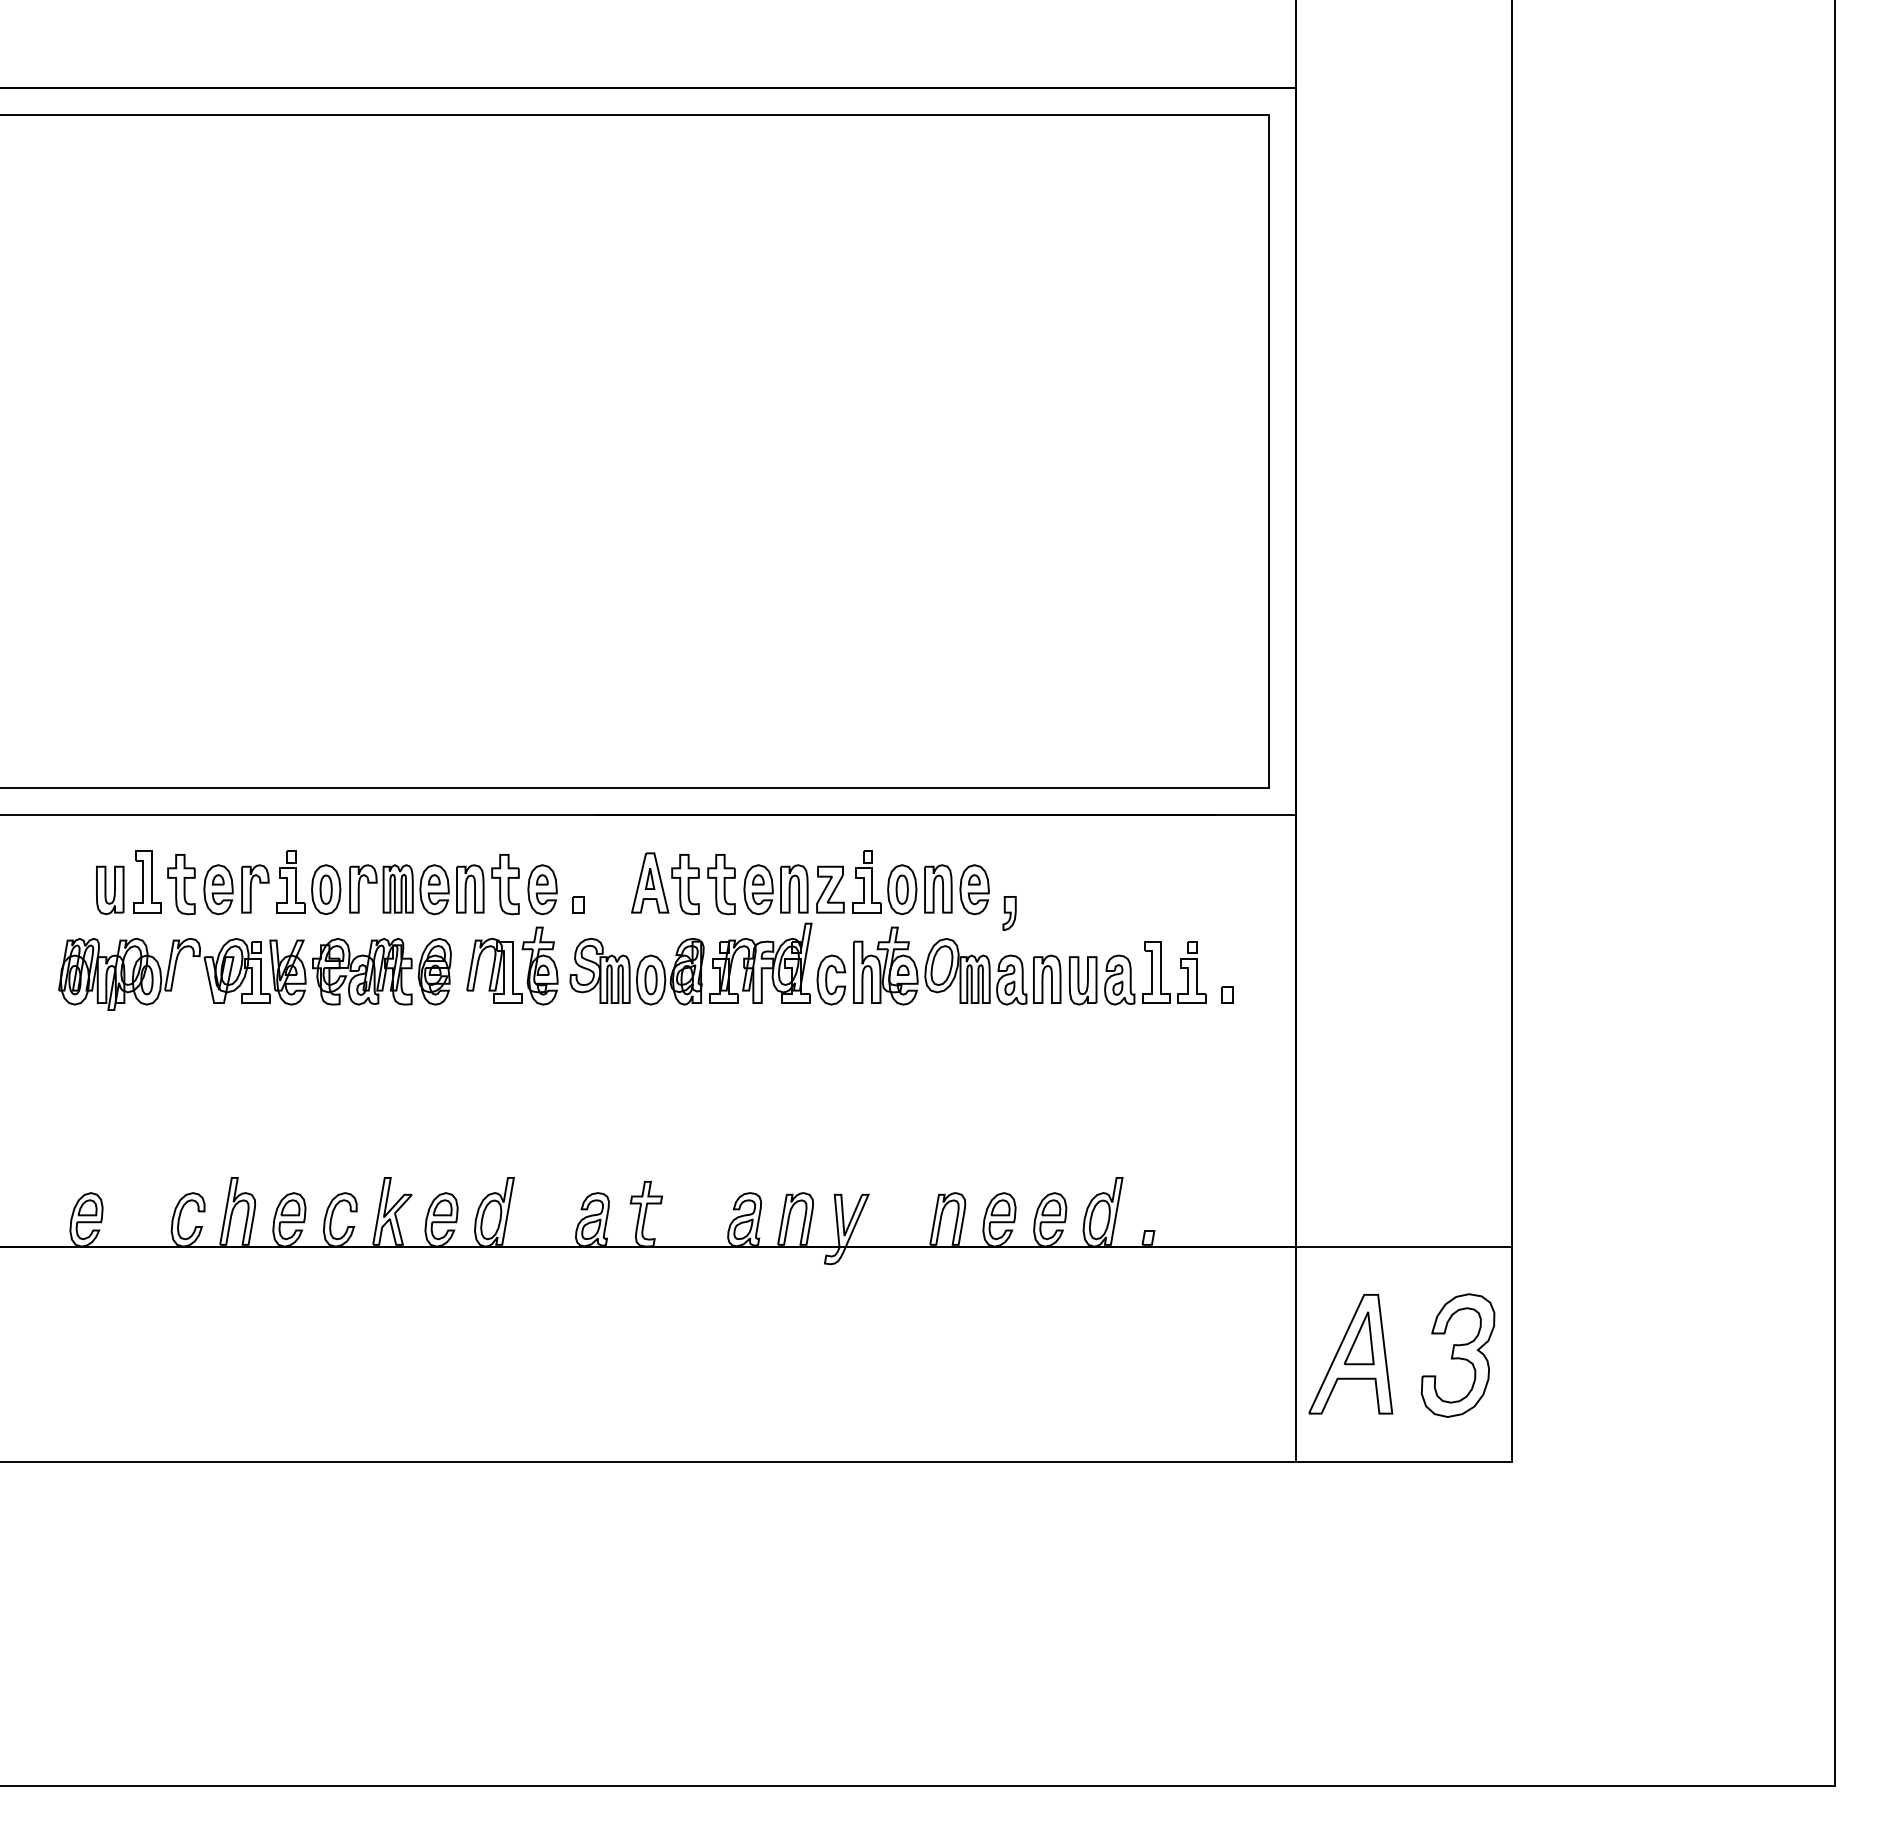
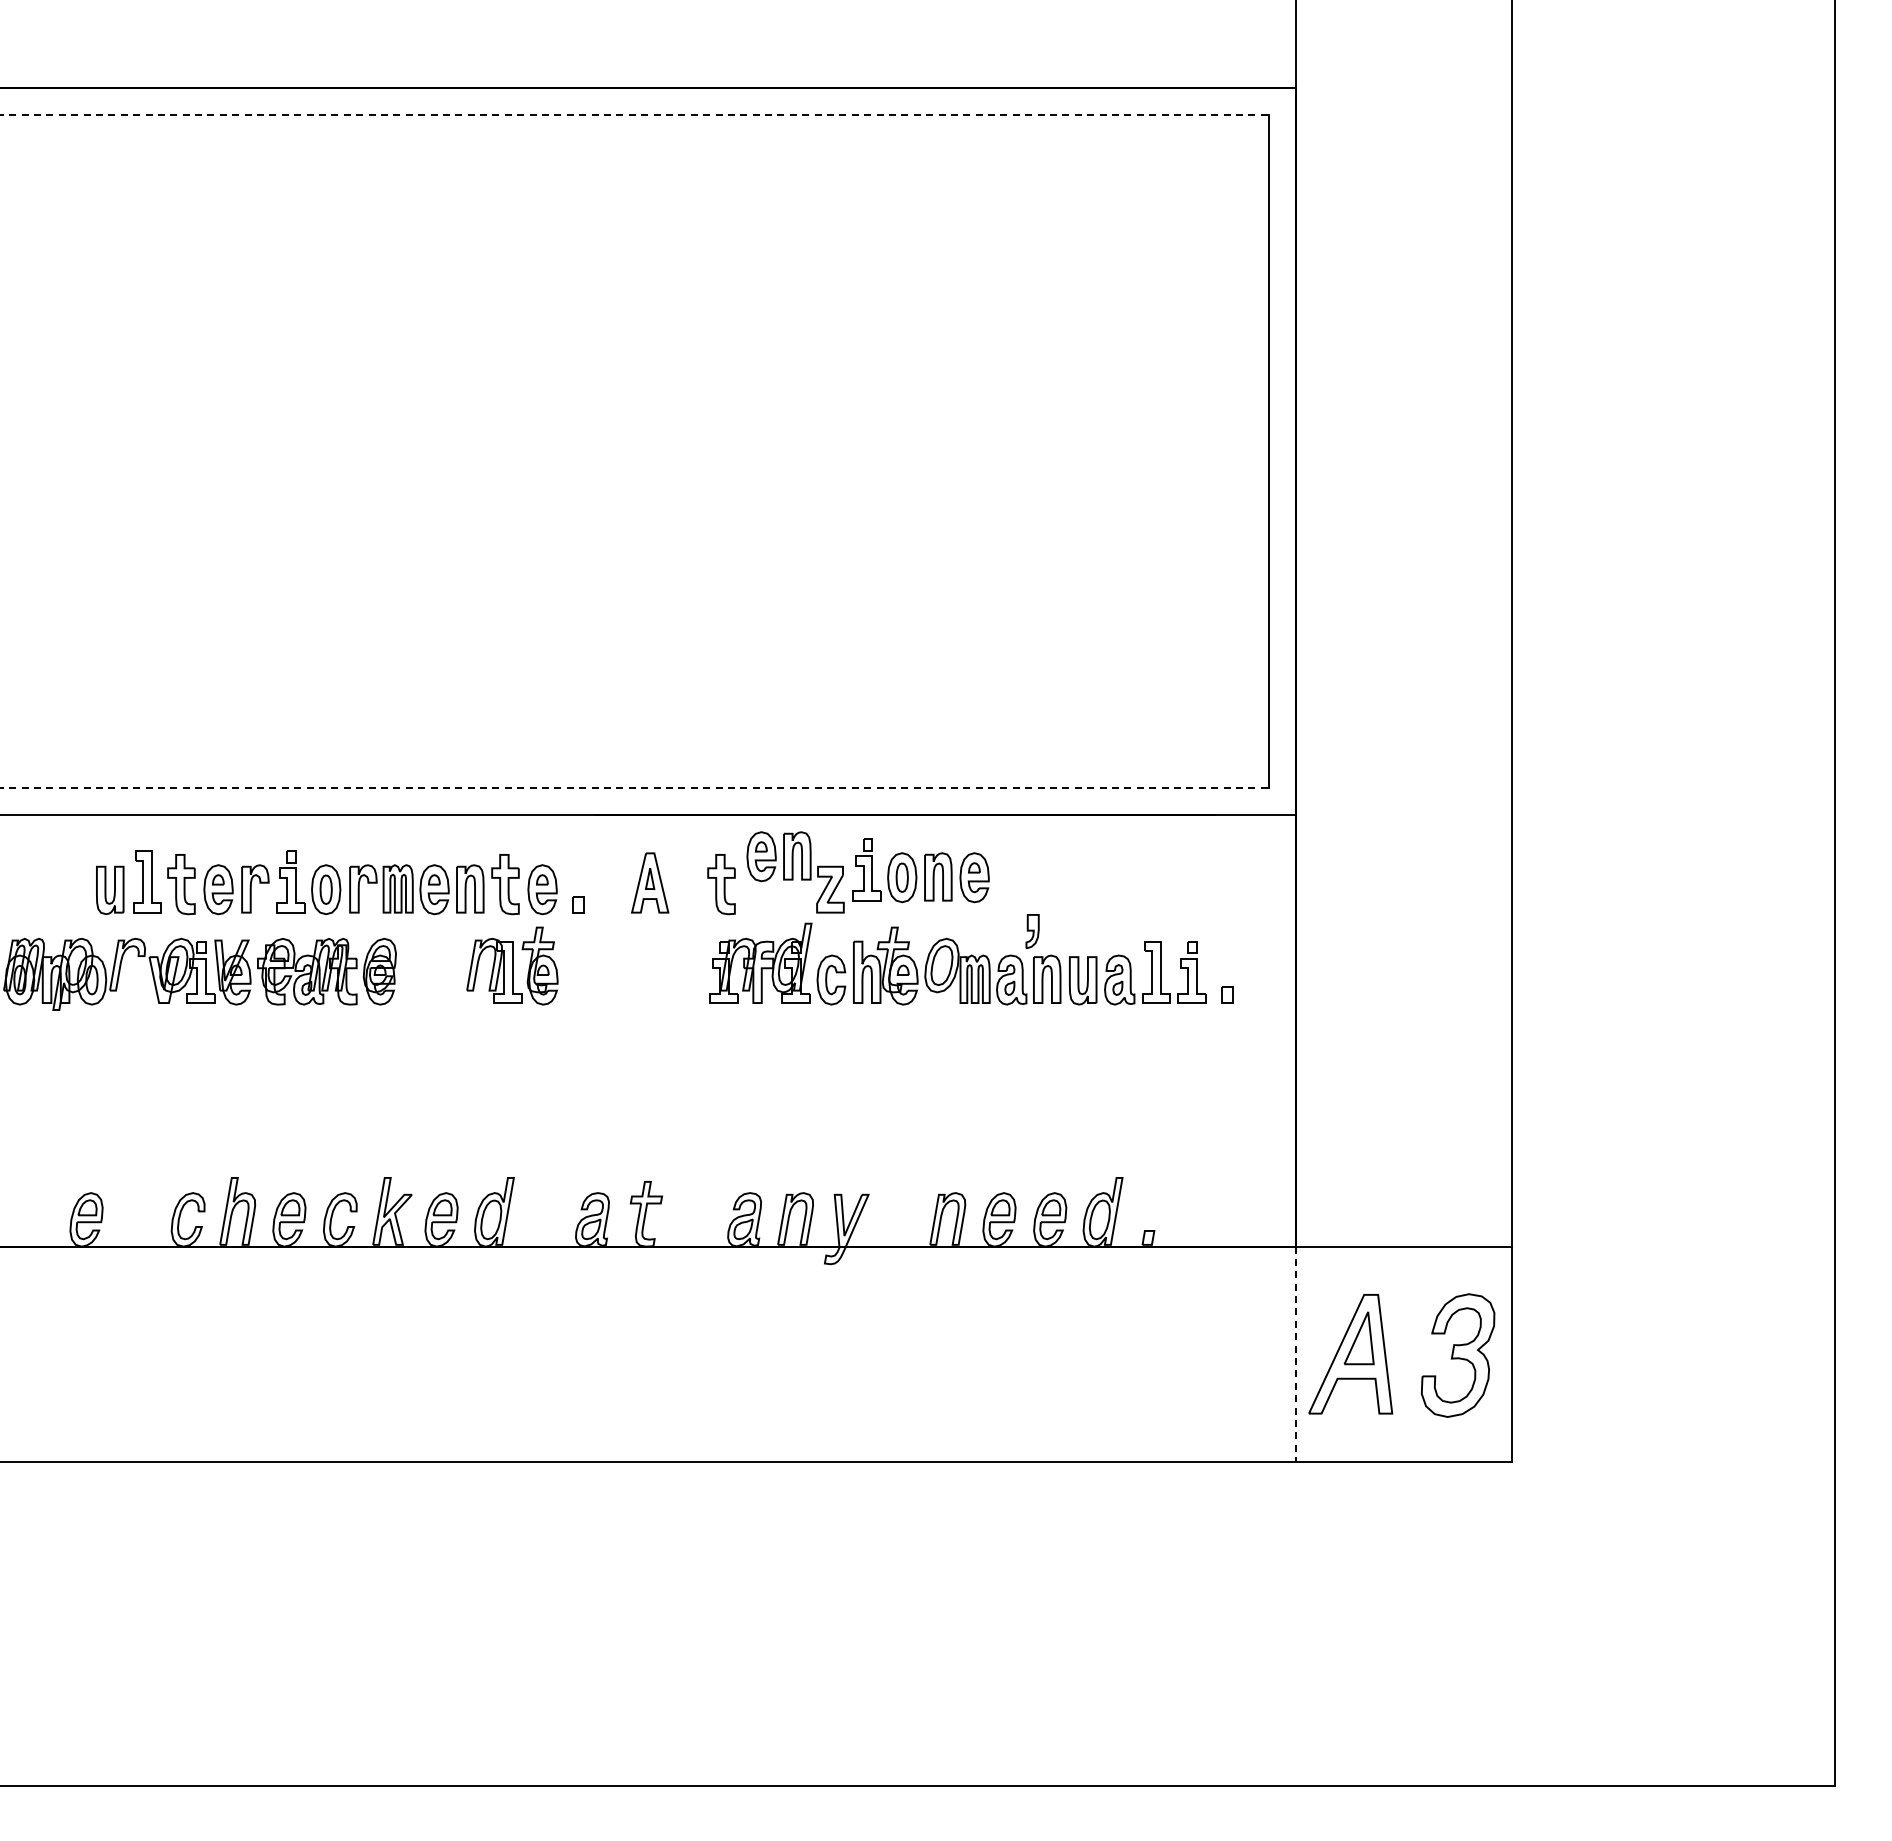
line: solid -> dashed (635, 114)
line: solid -> dashed (635, 788)
part position: (920, 882) -> (920, 870) (920, 870)
part: present -> none (685, 884)
part position: (775, 889) -> (778, 856) (778, 856)
part position: (1009, 913) -> (1032, 931) (1032, 931)
part: present -> none (636, 971)
part position: (254, 973) -> (199, 973) (199, 973)
line: solid -> dashed (1296, 1354)
